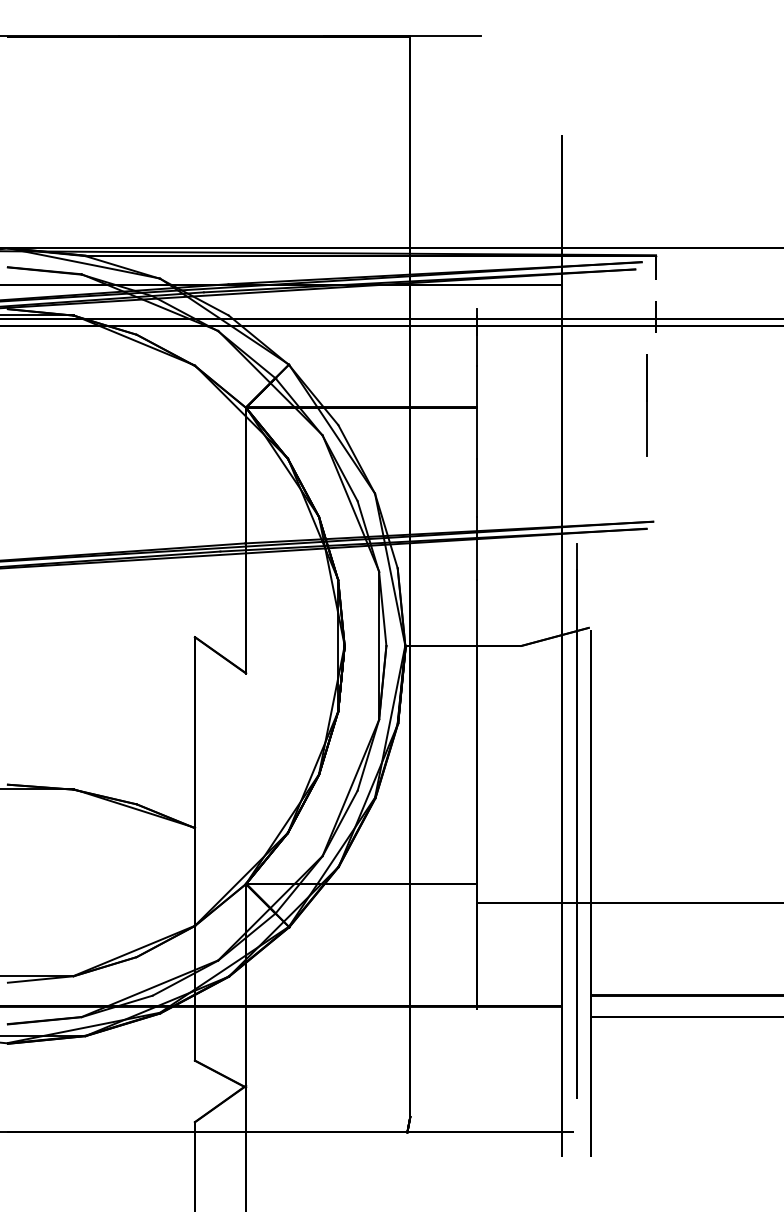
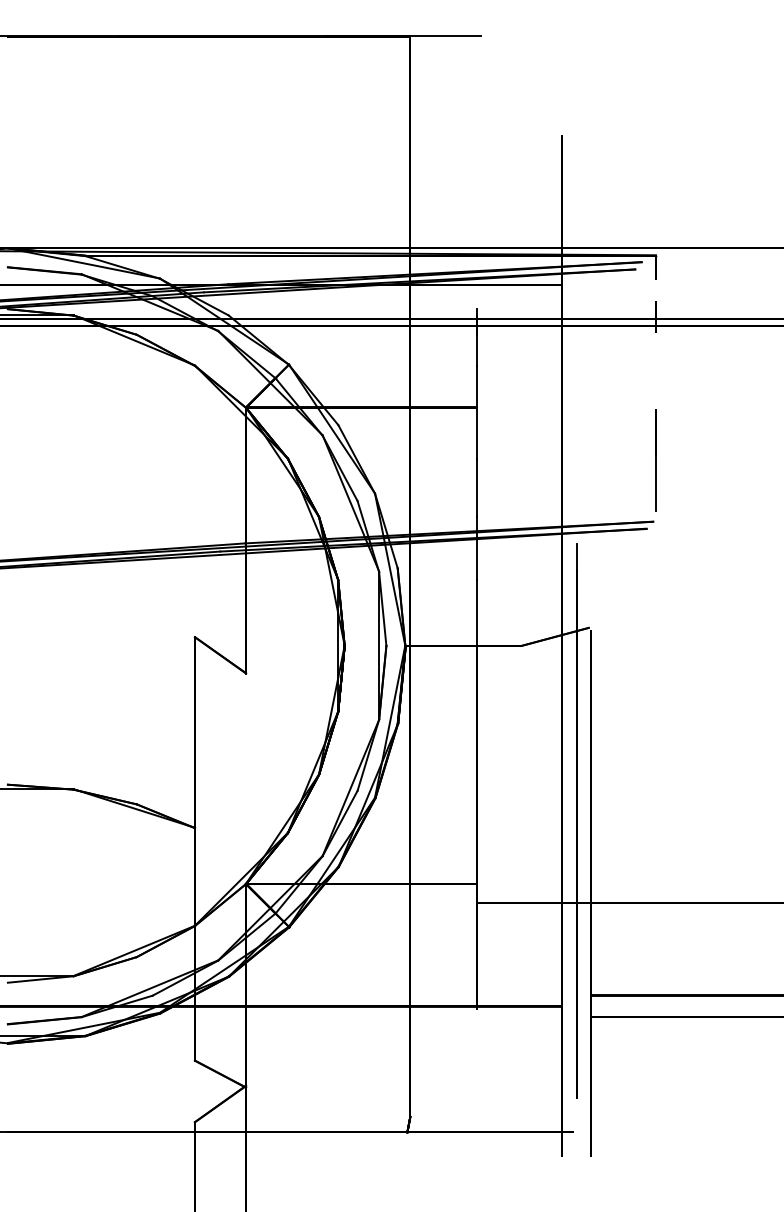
line position: (646, 405) -> (655, 460) (655, 460)
